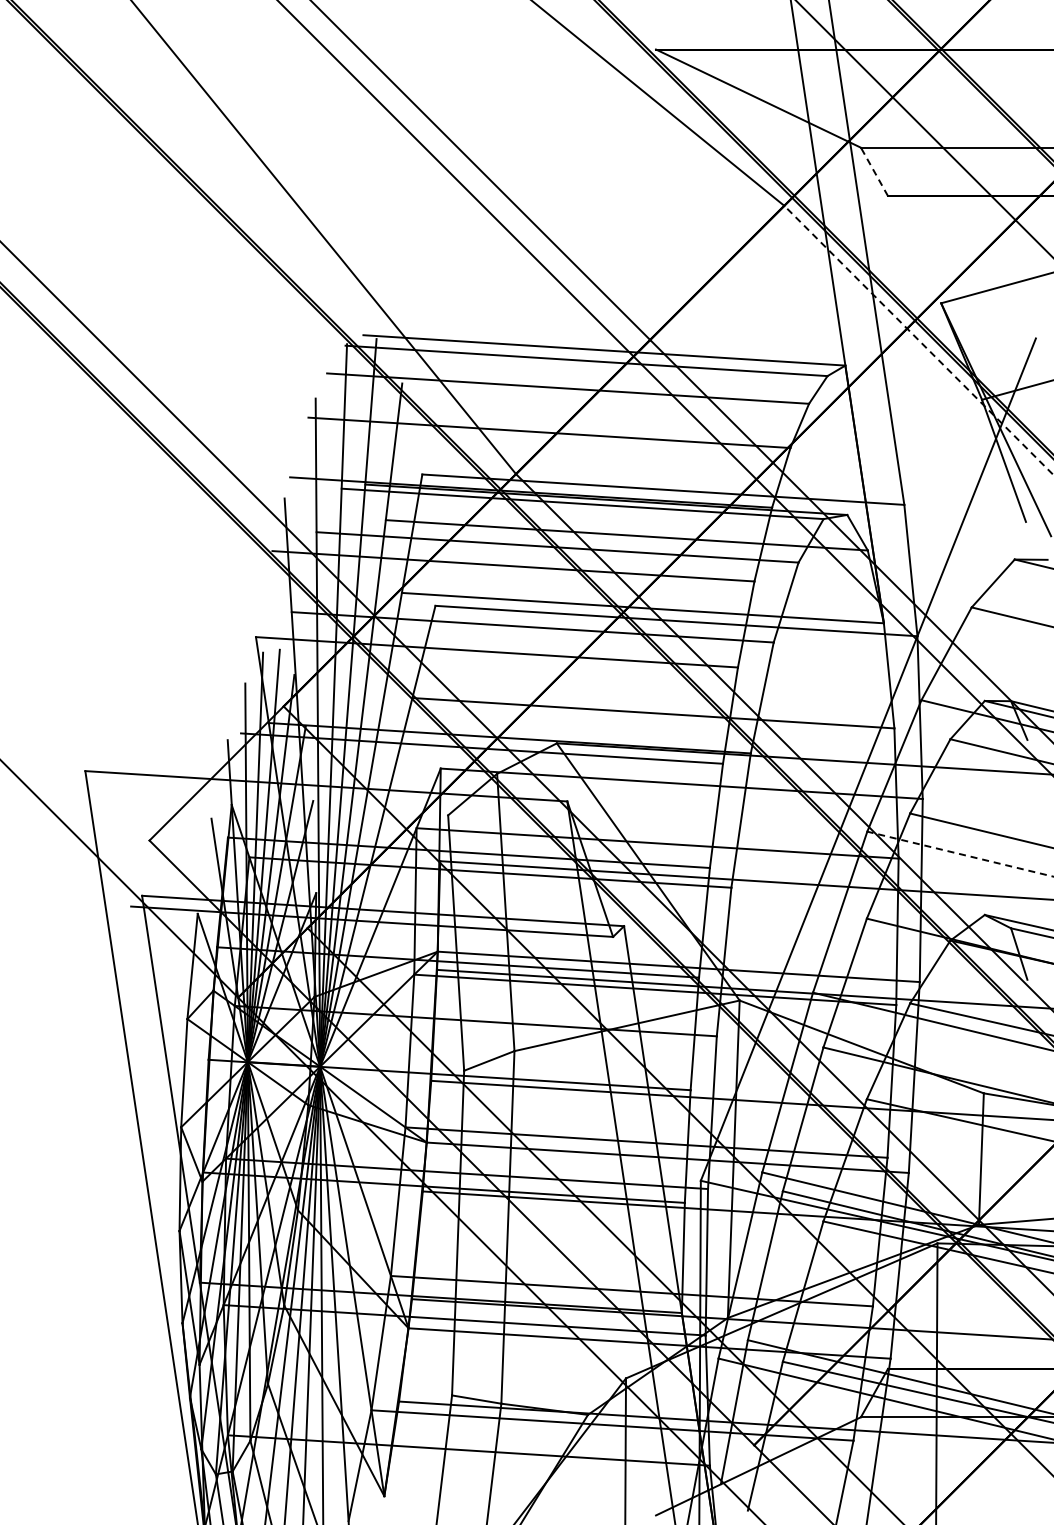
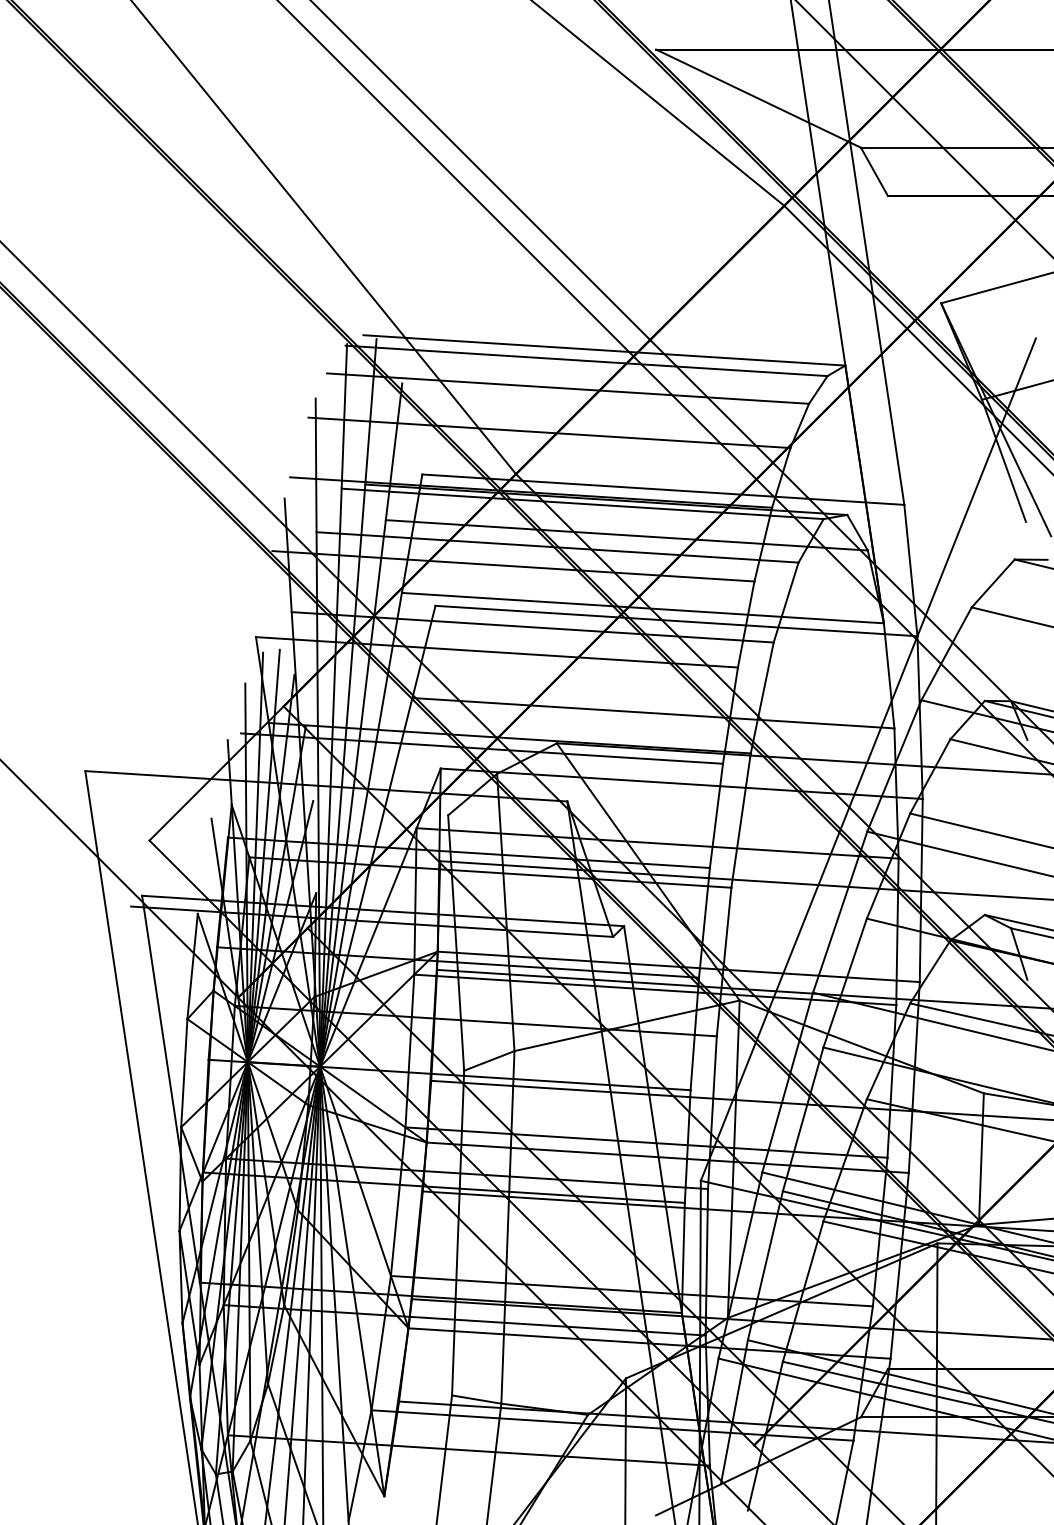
line: dashed -> solid (874, 171)
line: dashed -> solid (918, 340)
line: dashed -> solid (960, 854)
